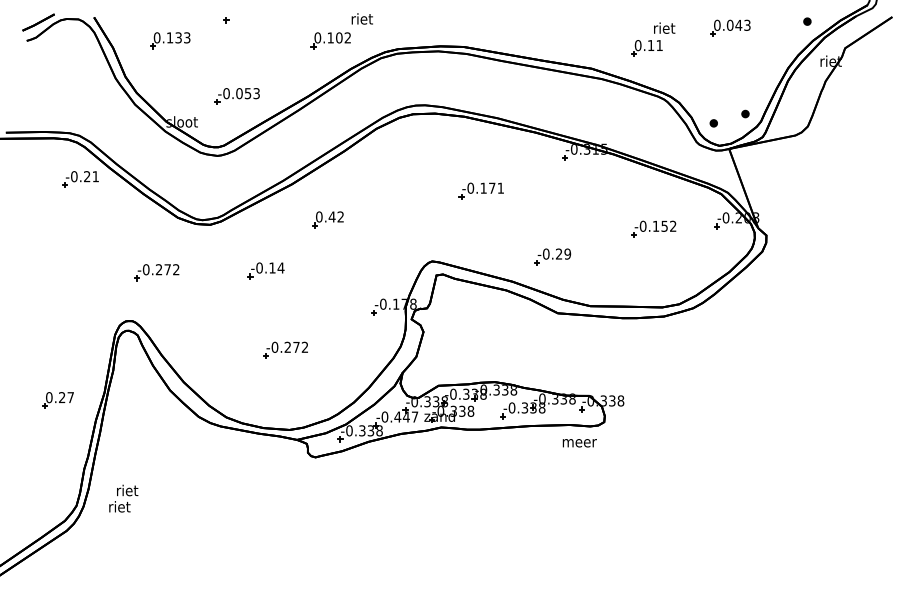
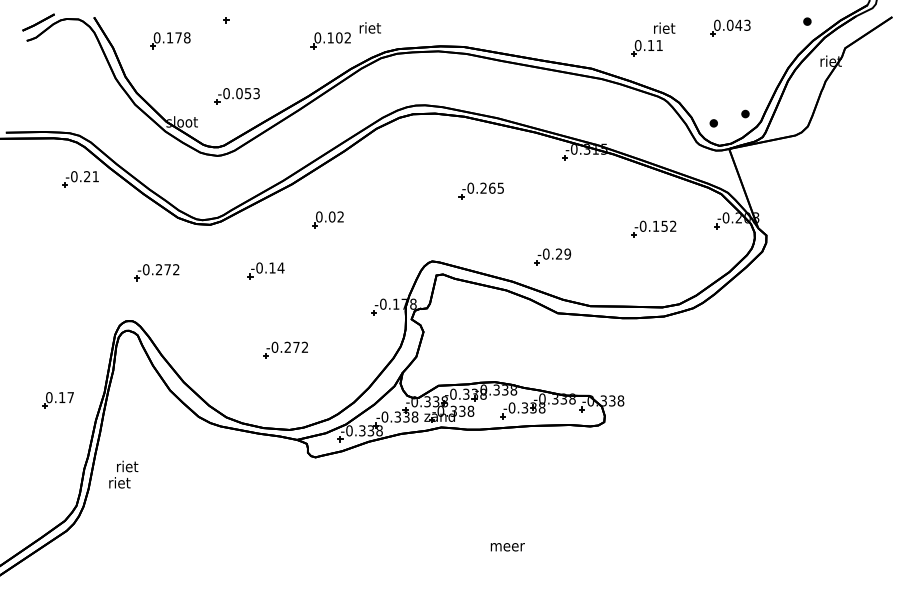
text position: (361, 18) -> (369, 27) (369, 27)
text: 0.133 -> 0.178 (182, 37)
text: -0.171 -> -0.265 (491, 187)
text: 0.42 -> 0.02 (331, 216)
text: 0.27 -> 0.17 (62, 397)
text: -0.447 -> -0.338 (406, 416)
text position: (579, 443) -> (507, 547) (507, 547)
text position: (123, 498) -> (123, 474) (123, 474)
